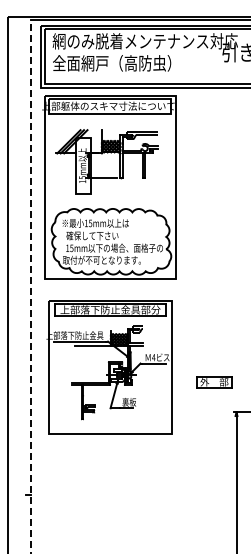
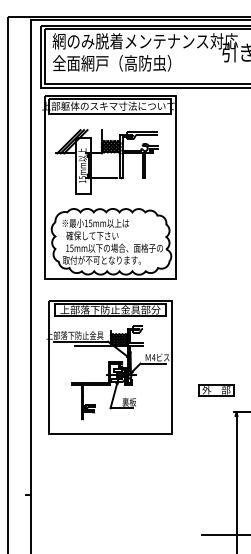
line: dashed -> solid (31, 286)
part position: (214, 382) -> (216, 390) (216, 390)
line: none -> present (224, 534)
